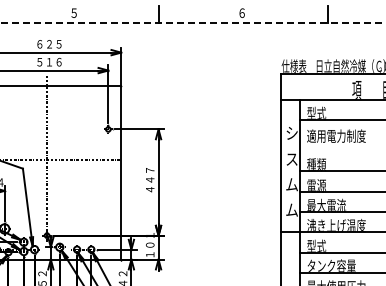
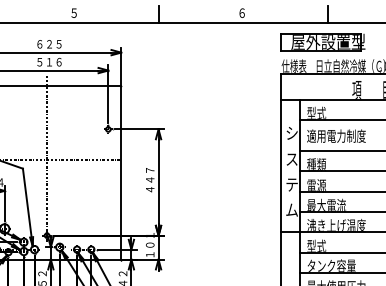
line: dashed -> solid (192, 23)
part: none -> present (322, 42)
line: none -> present (340, 150)
text: ム -> テ (291, 184)
